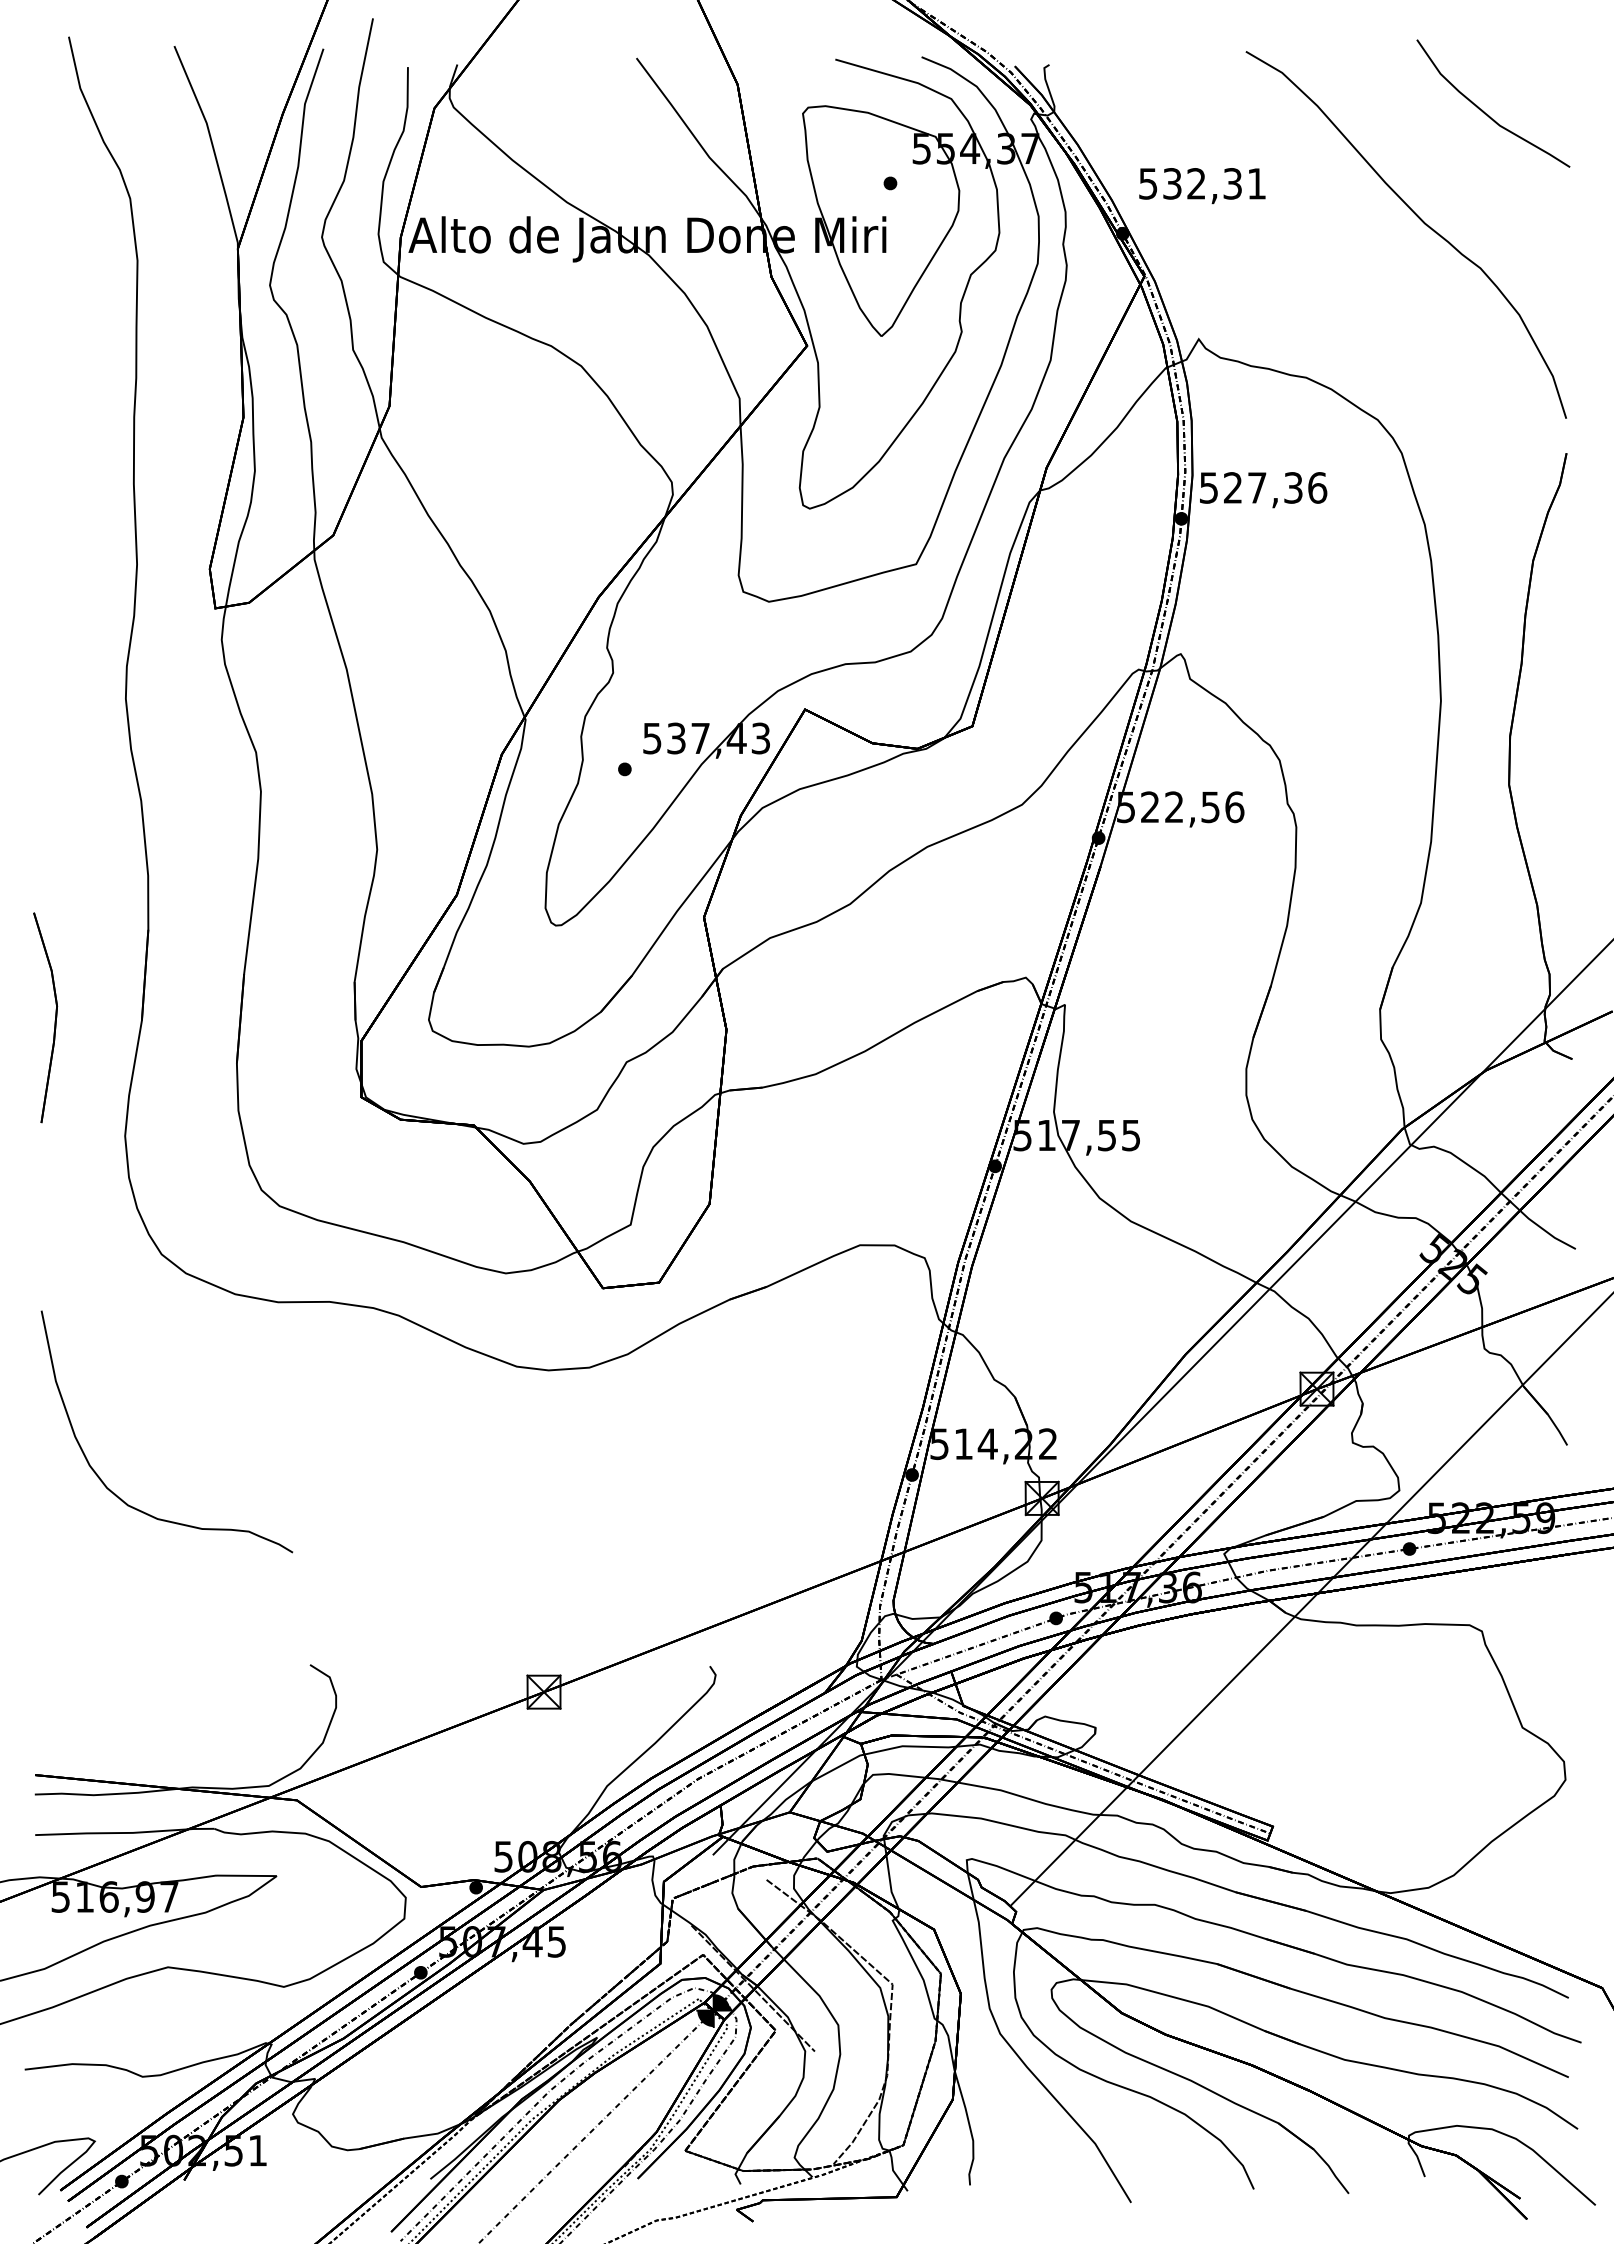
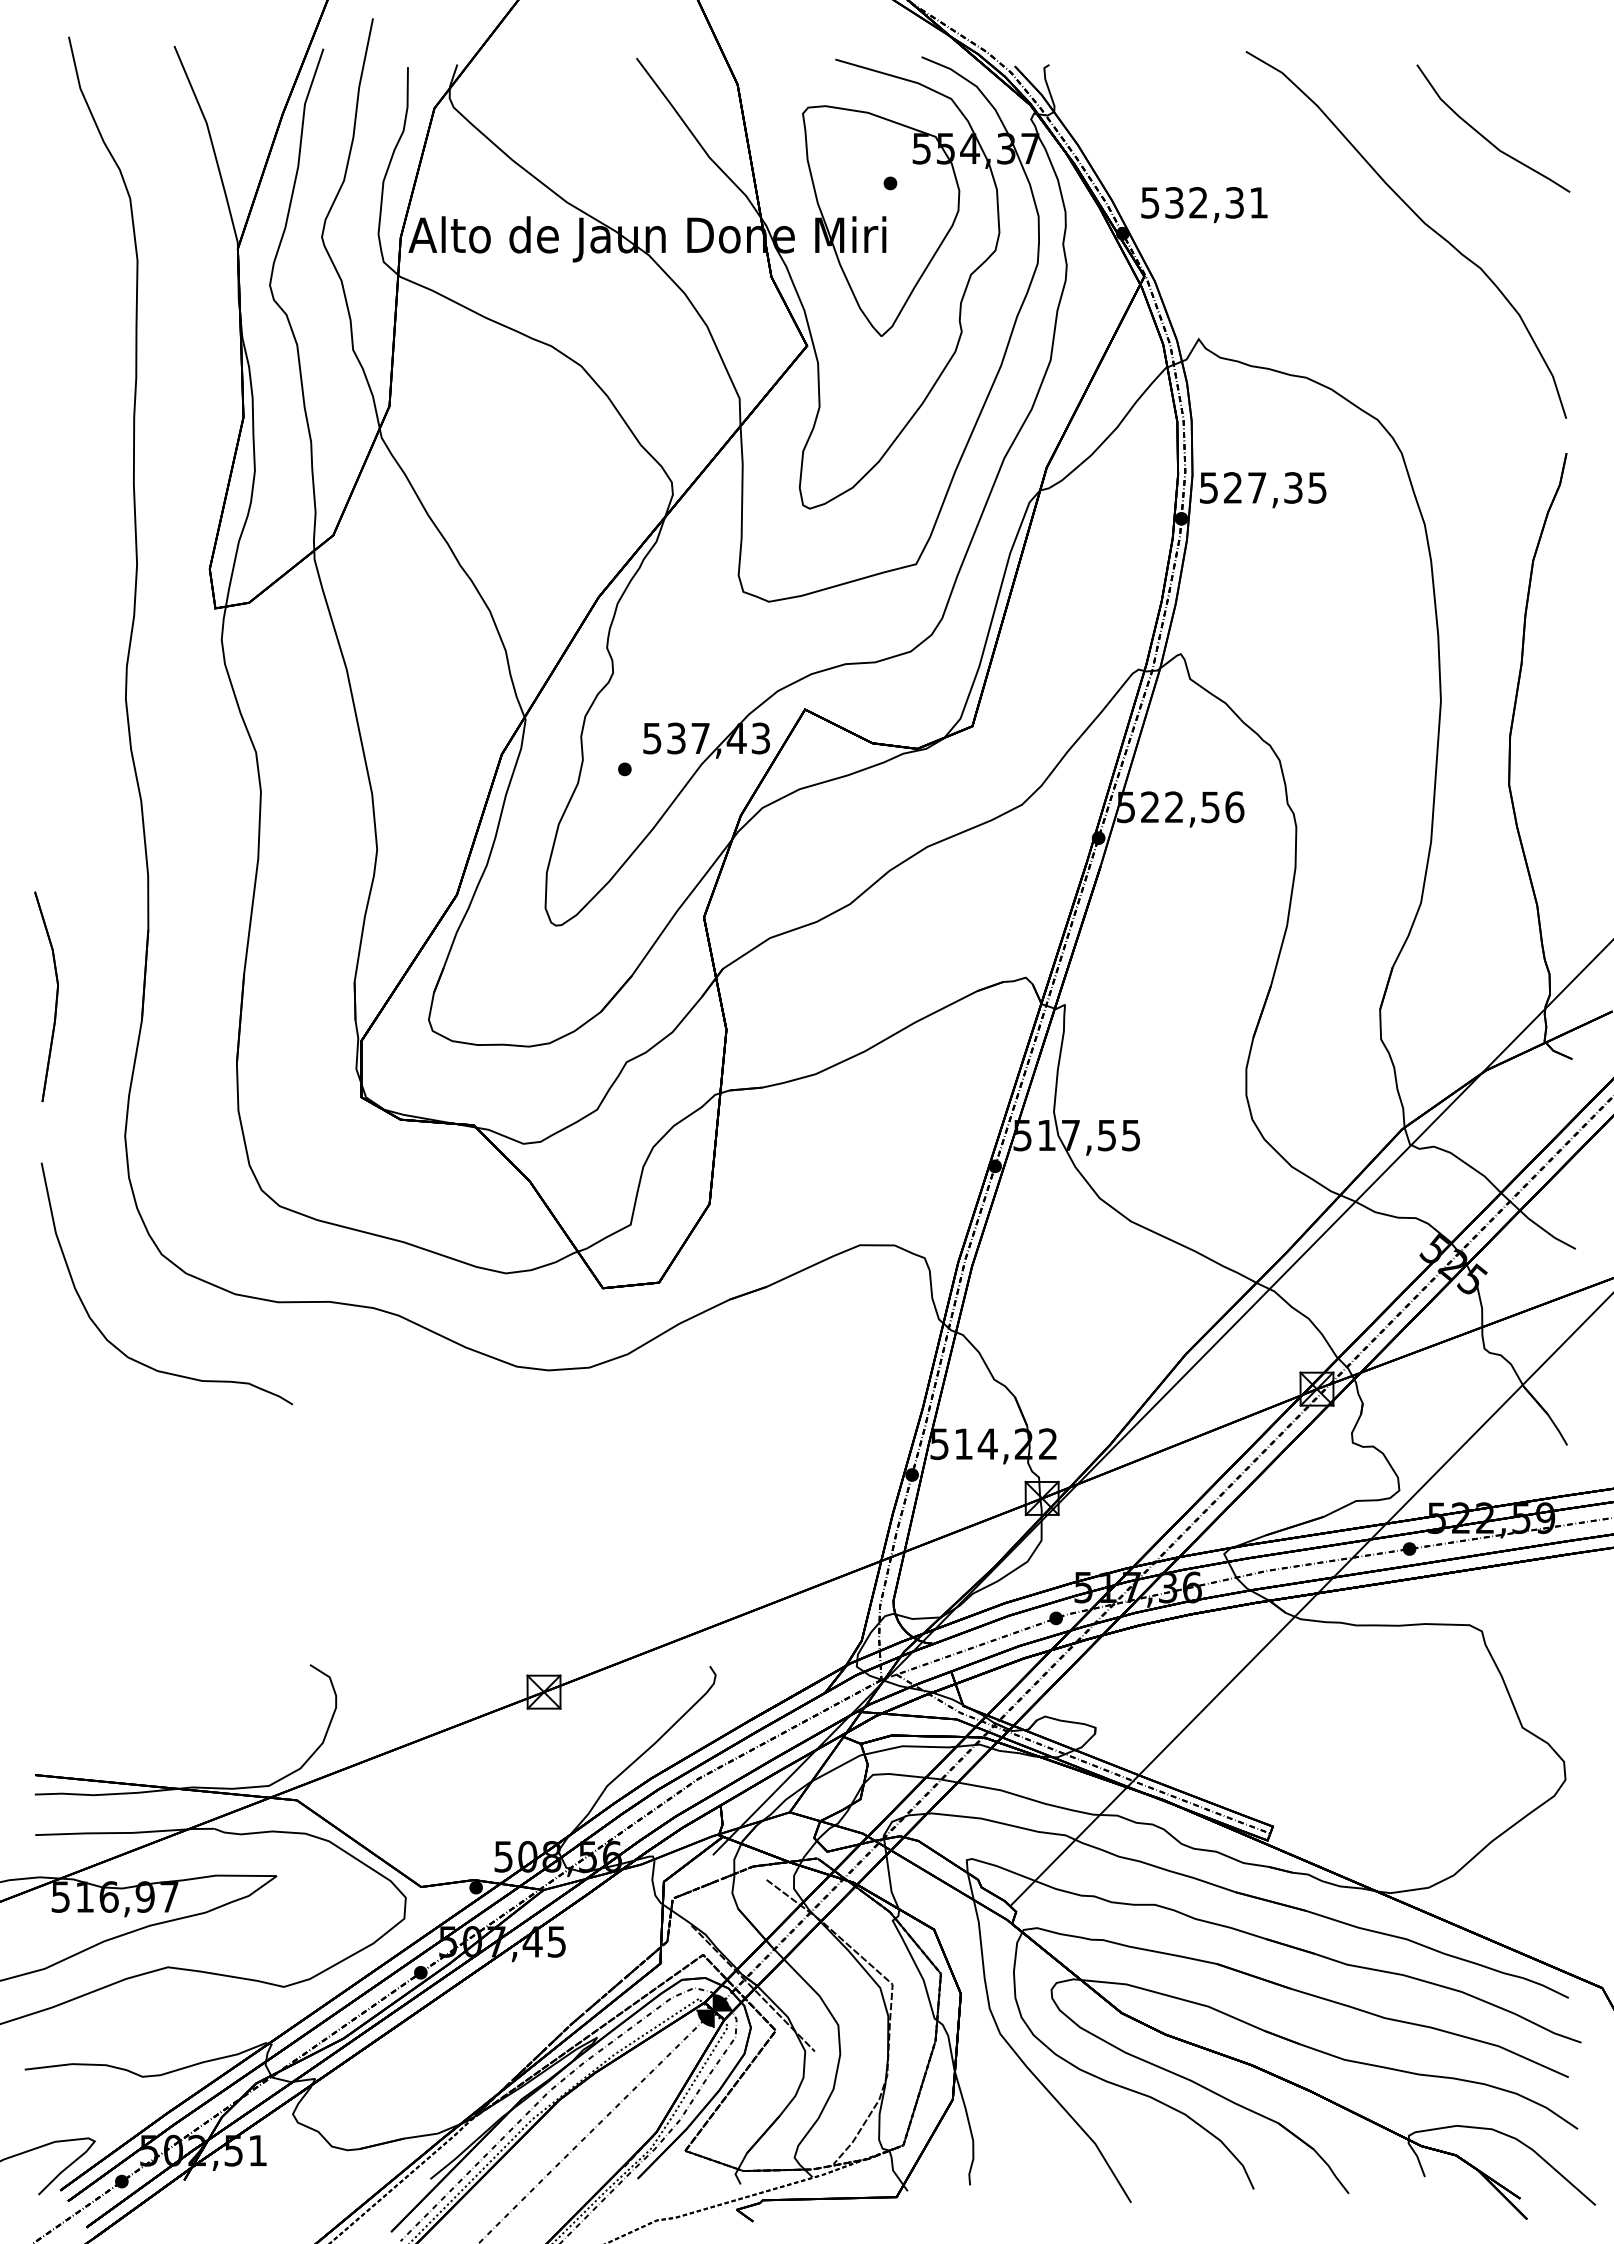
curve position: (1484, 111) -> (1484, 136) (1484, 136)
text position: (1202, 186) -> (1204, 205) (1204, 205)
text: 527,36 -> 527,35 (1317, 487)
part position: (54, 1020) -> (55, 999) (55, 999)
curve position: (114, 1492) -> (114, 1344) (114, 1344)
